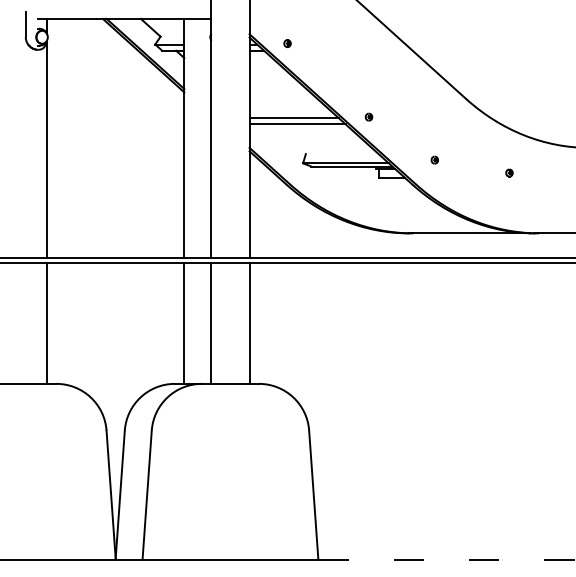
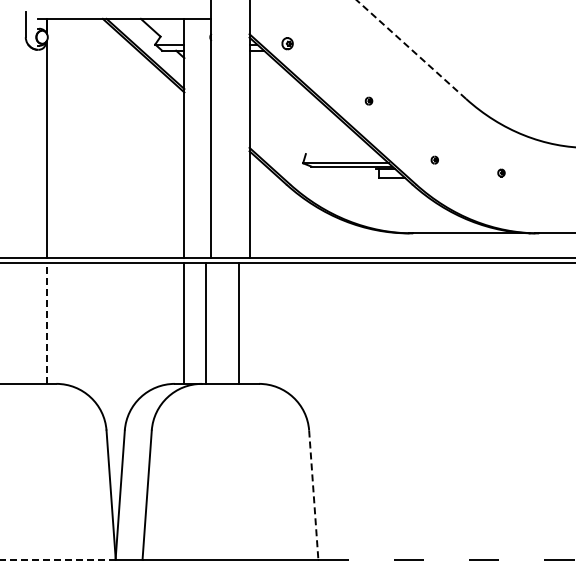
part size: 9x9 px -> 13x14 px (287, 43)
line: solid -> dashed (411, 49)
part position: (368, 116) -> (368, 100) (368, 100)
line: present -> none (293, 118)
line: present -> none (297, 124)
part position: (509, 172) -> (501, 172) (501, 172)
line: solid -> dashed (46, 323)
line position: (211, 323) -> (206, 323) (206, 323)
line position: (249, 323) -> (238, 323) (238, 323)
line: solid -> dashed (313, 495)
line: solid -> dashed (57, 559)
